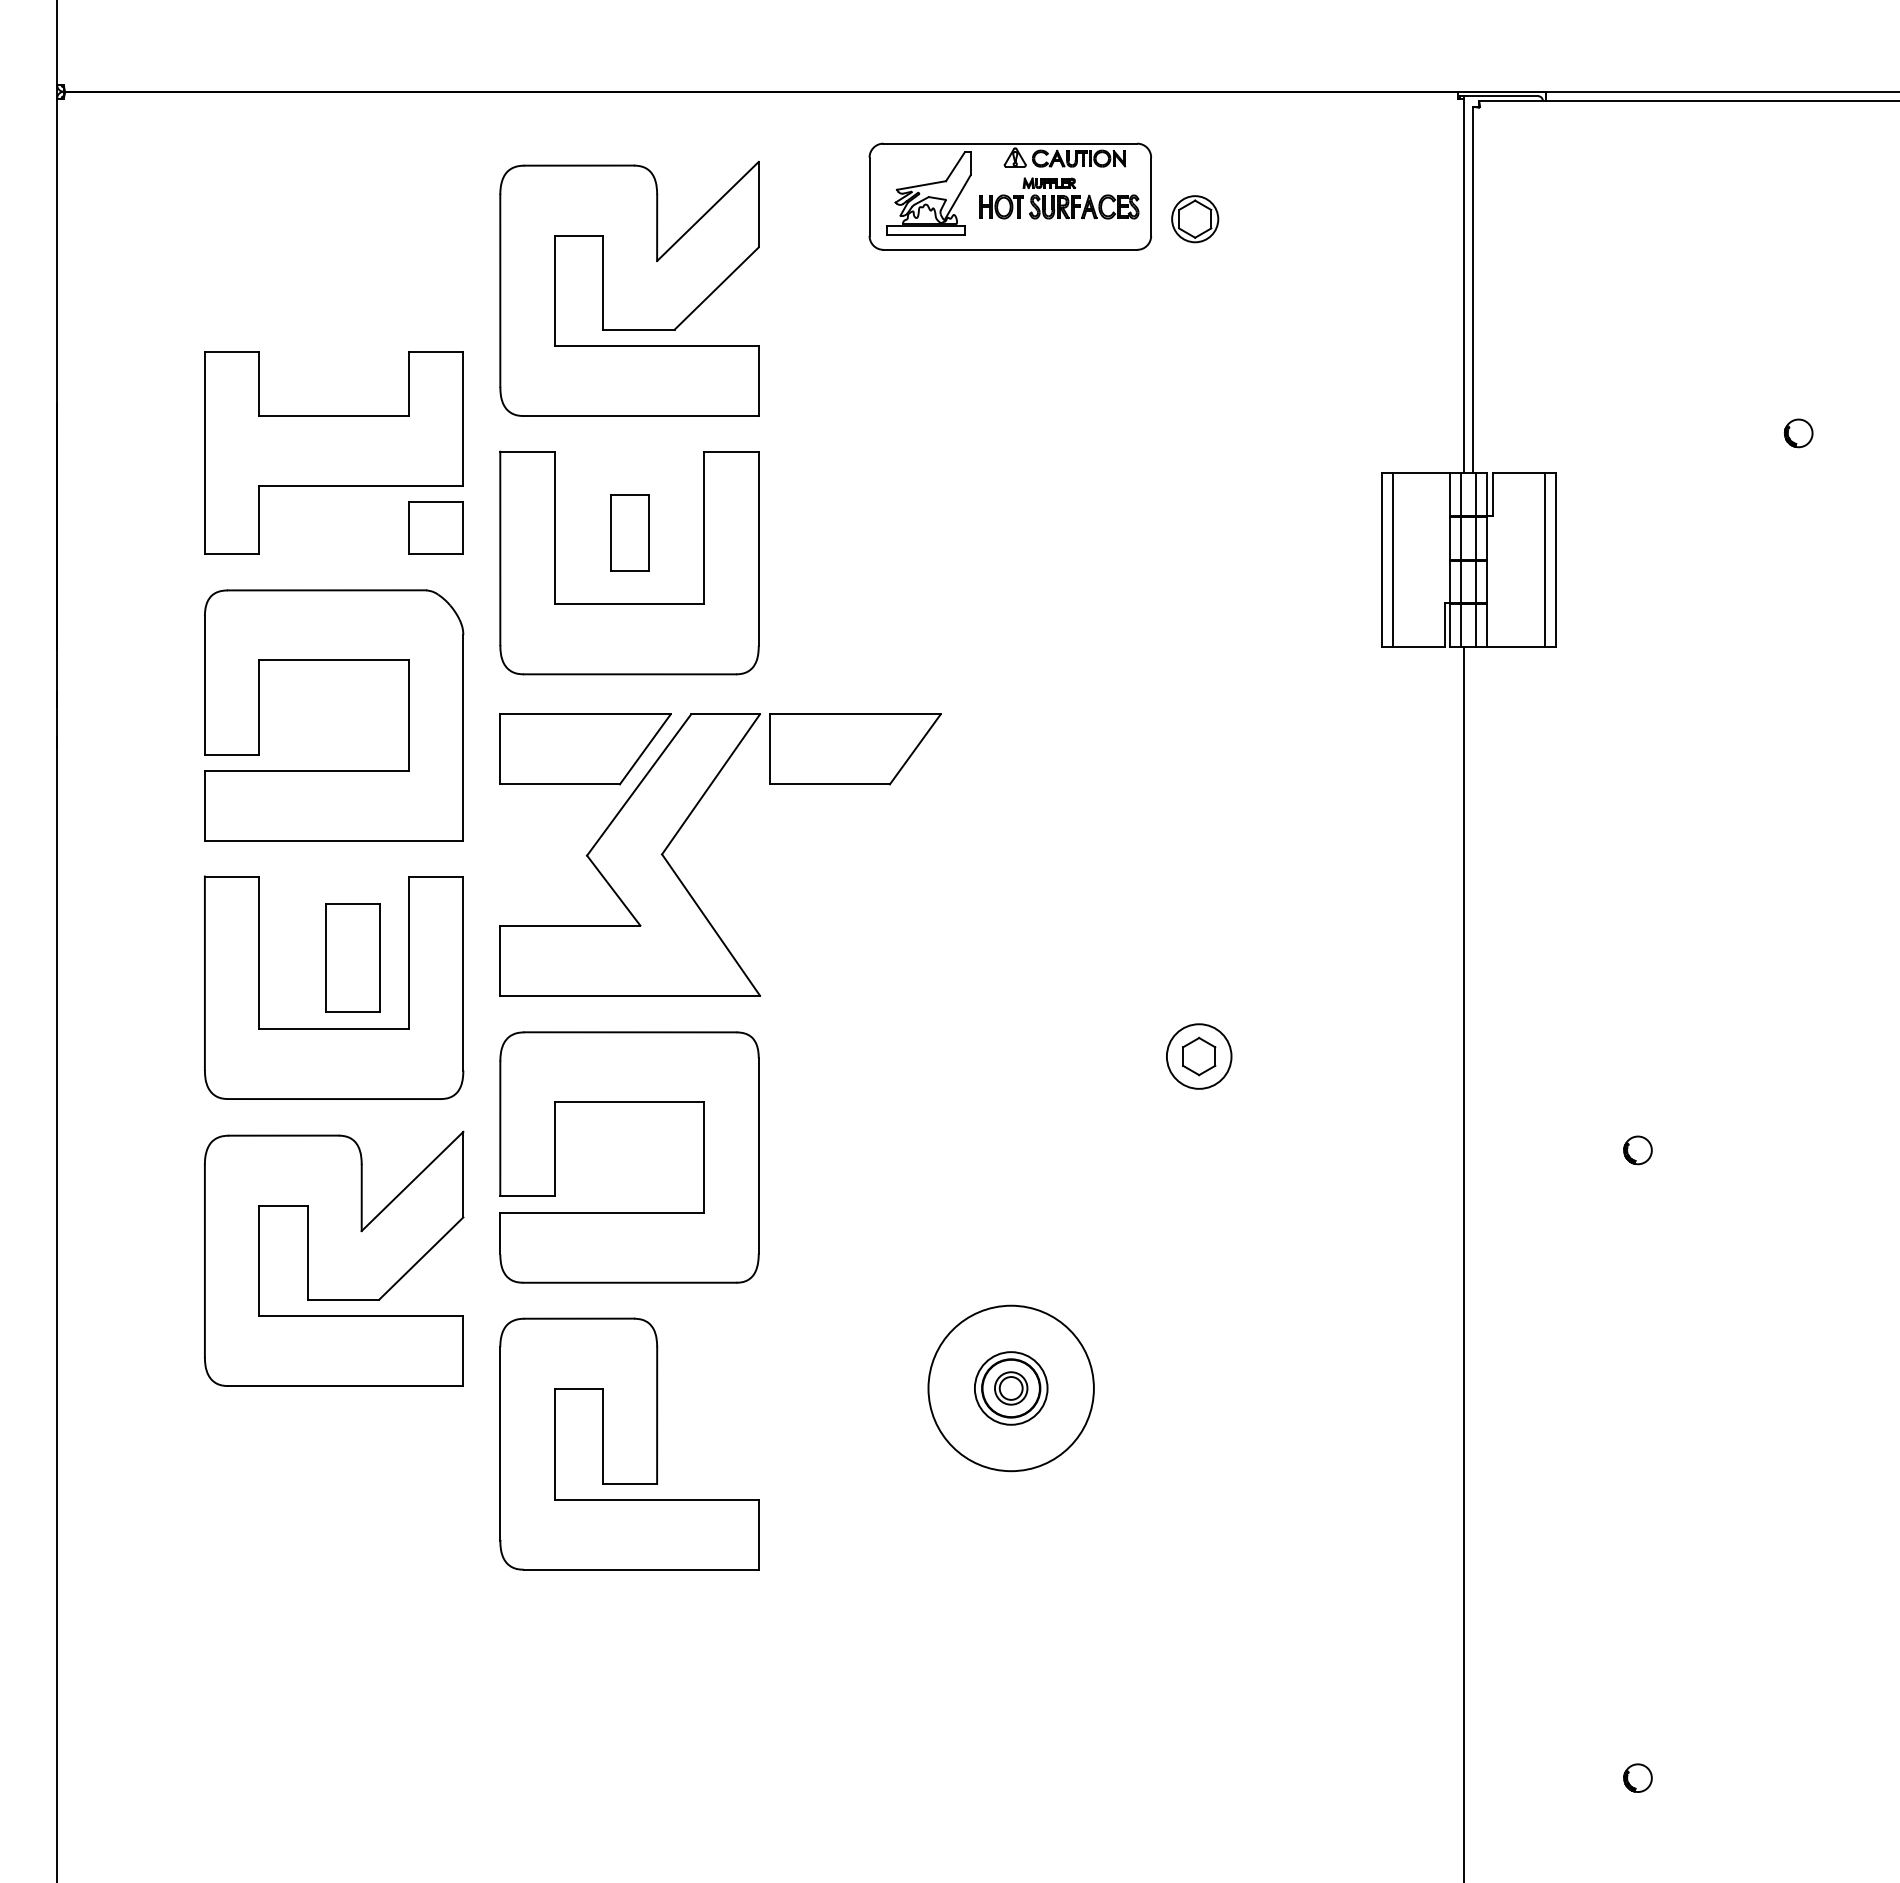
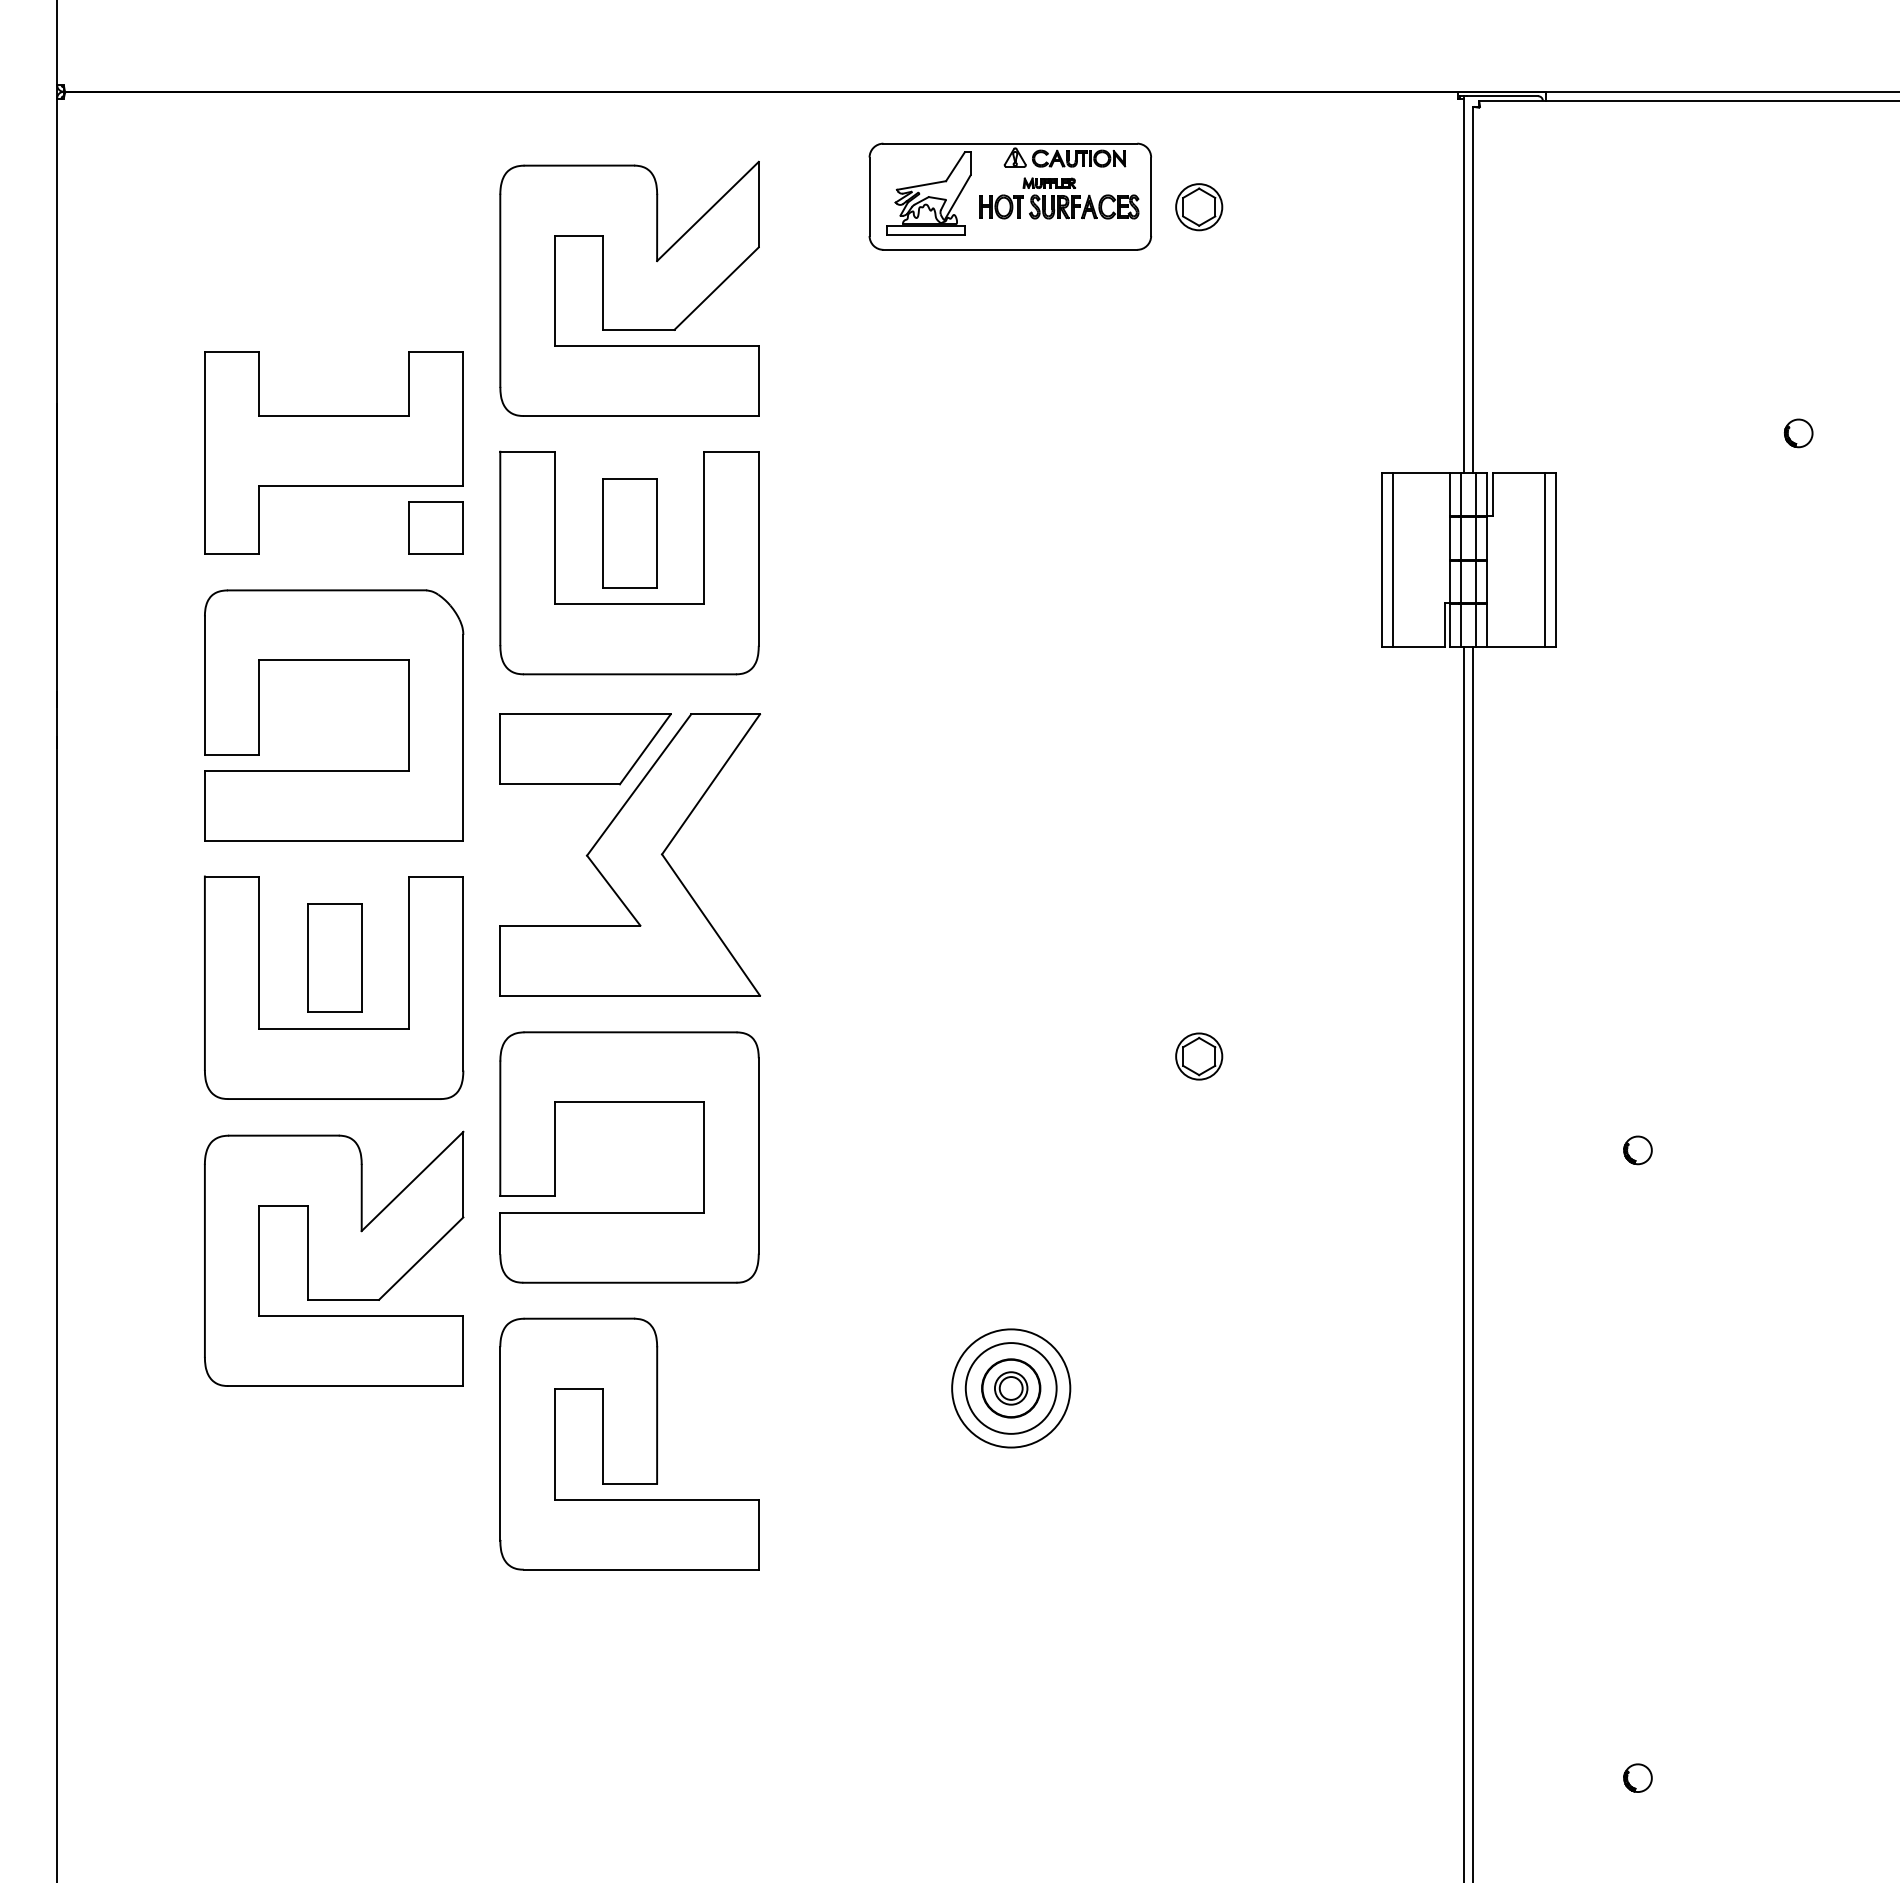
part position: (1195, 219) -> (1199, 207) (1199, 207)
part size: 40x78 px -> 56x111 px (629, 533)
part: present -> none (855, 749)
part position: (352, 957) -> (334, 957) (334, 957)
circle diameter: 65 px -> 46 px (1199, 1056)
line: none -> present (1473, 1262)
circle diameter: 165 px -> 118 px (1011, 1388)
circle diameter: 73 px -> 91 px (1010, 1388)
